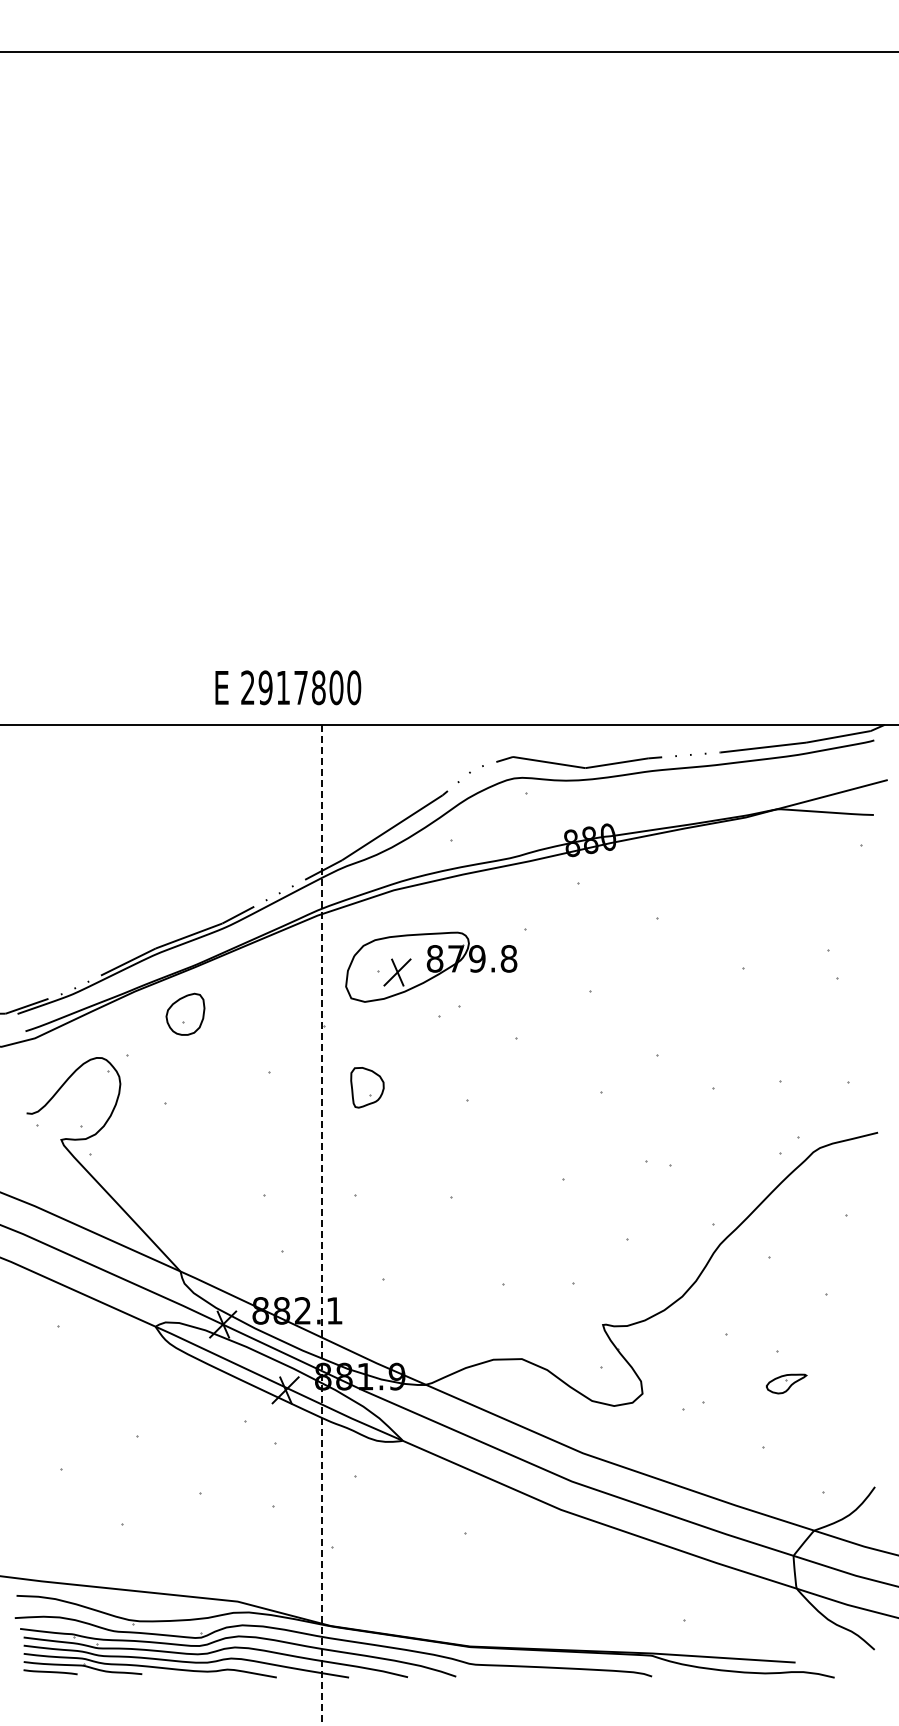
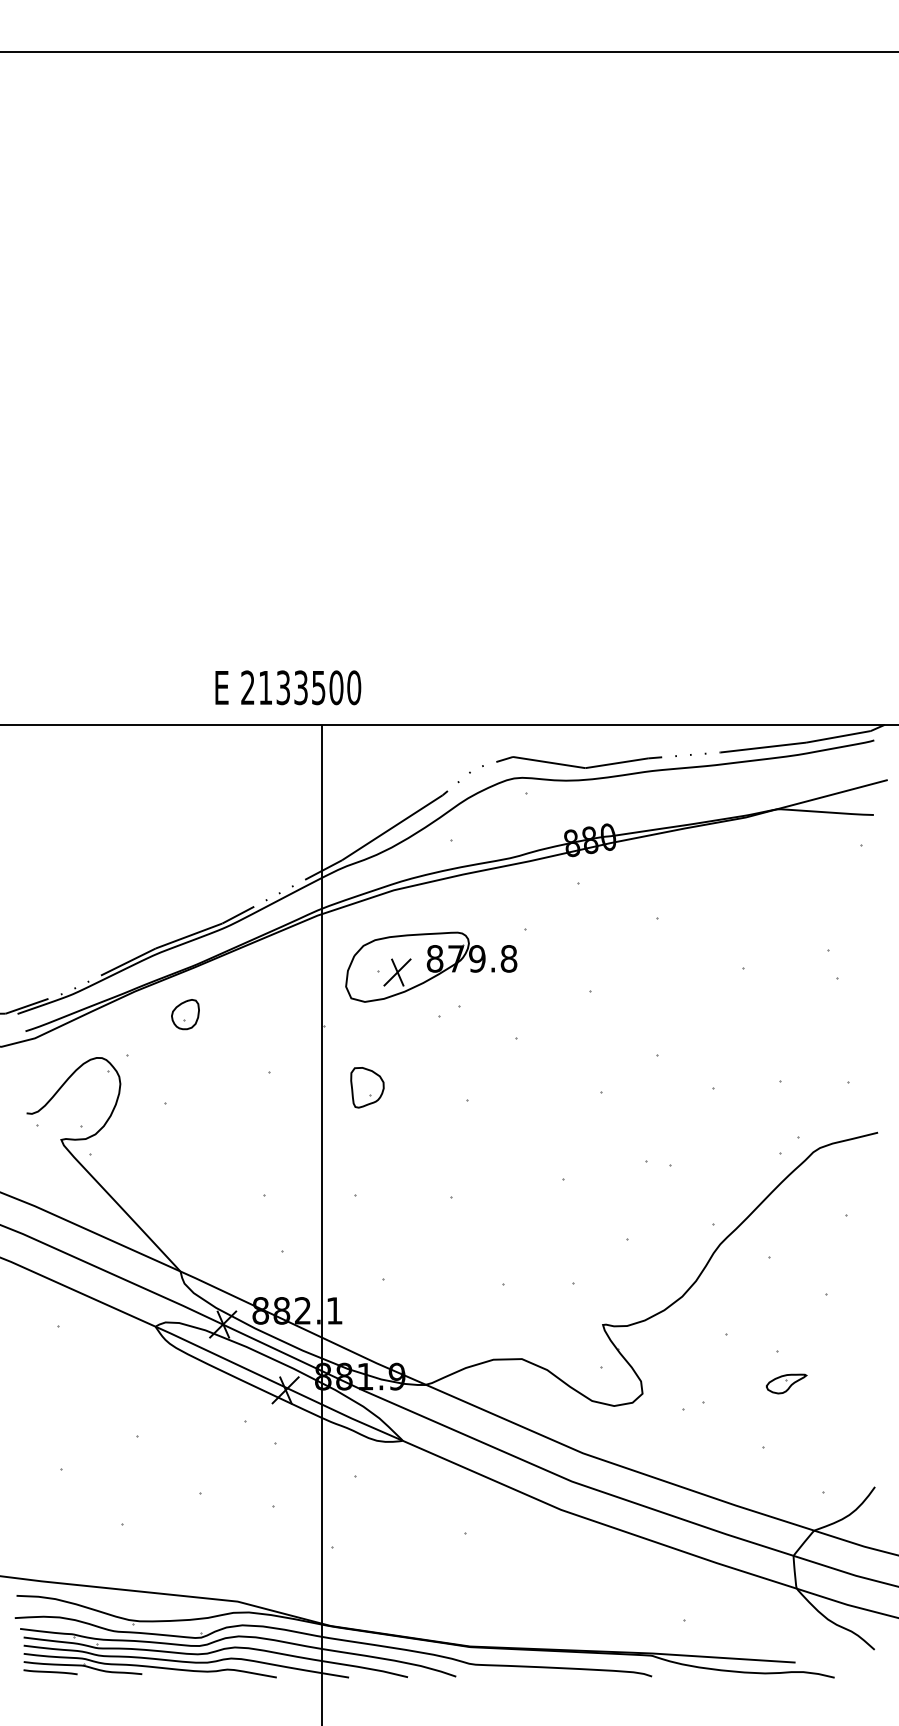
text: 2917800 -> 2133500 (291, 687)
part size: 41x44 px -> 29x32 px (185, 1014)
line: dashed -> solid (321, 1225)
